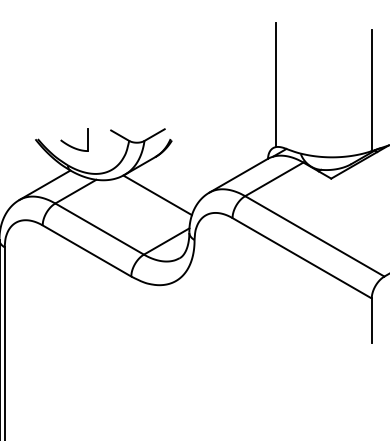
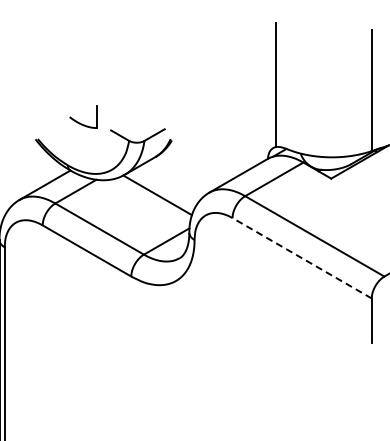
part position: (71, 145) -> (80, 122) (80, 122)
line: solid -> dashed (301, 258)
